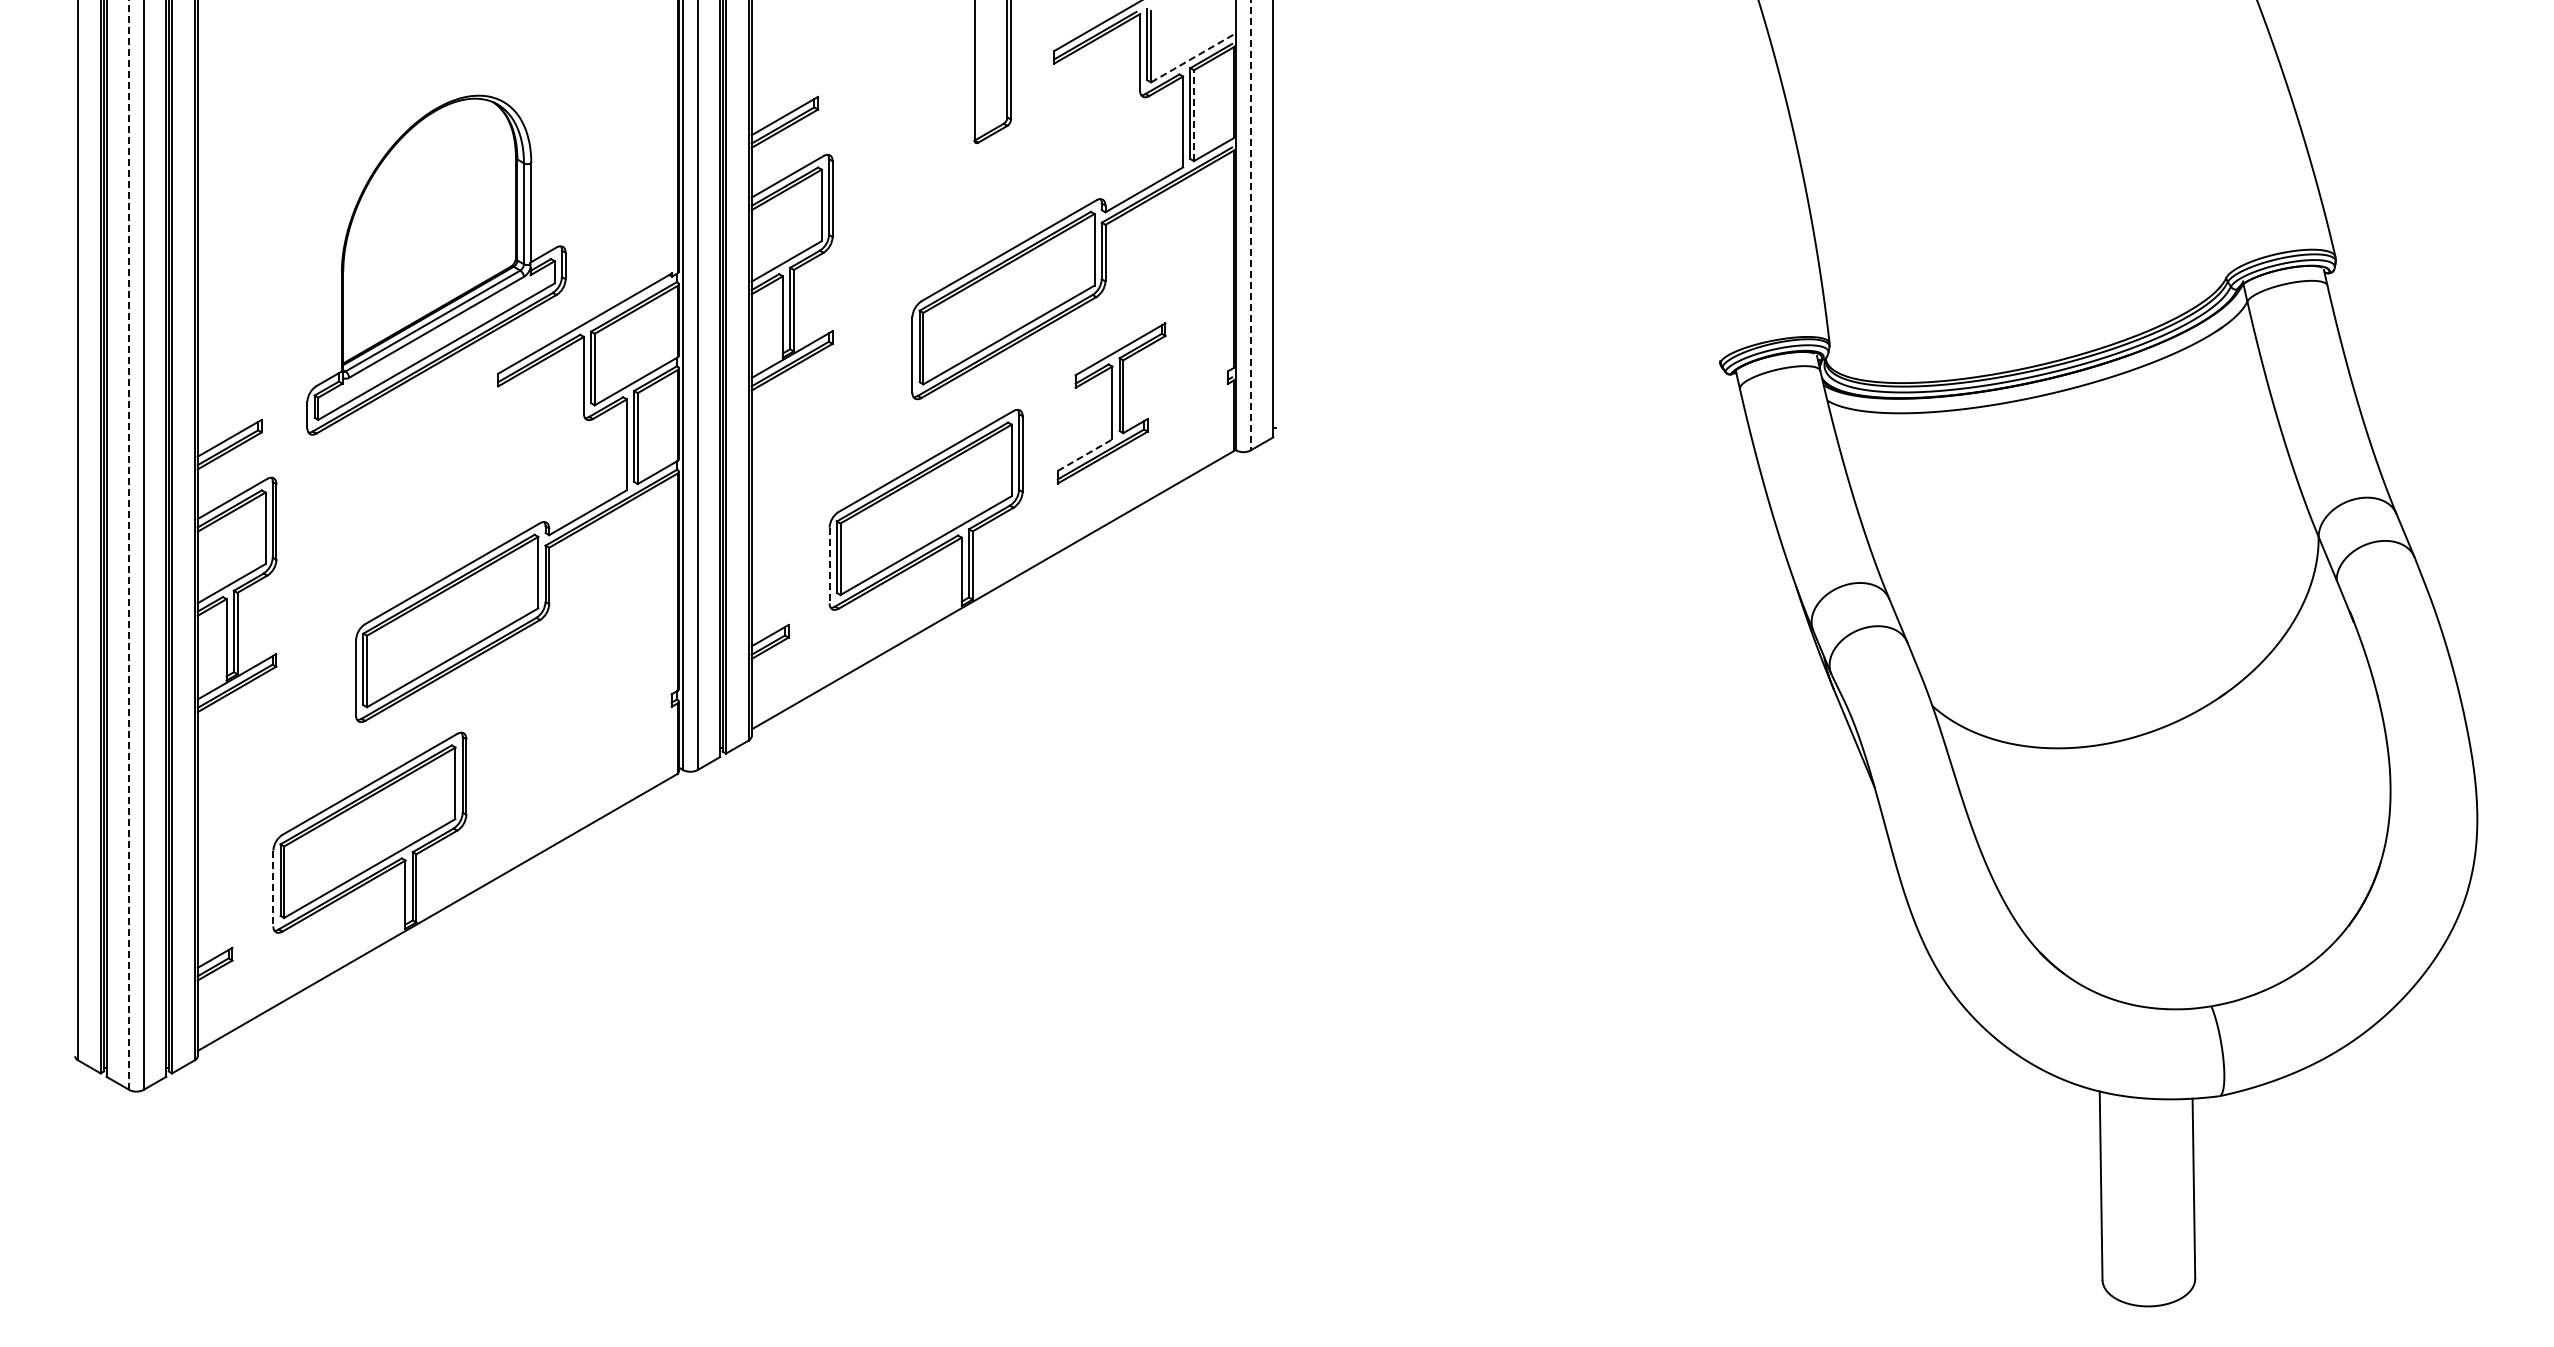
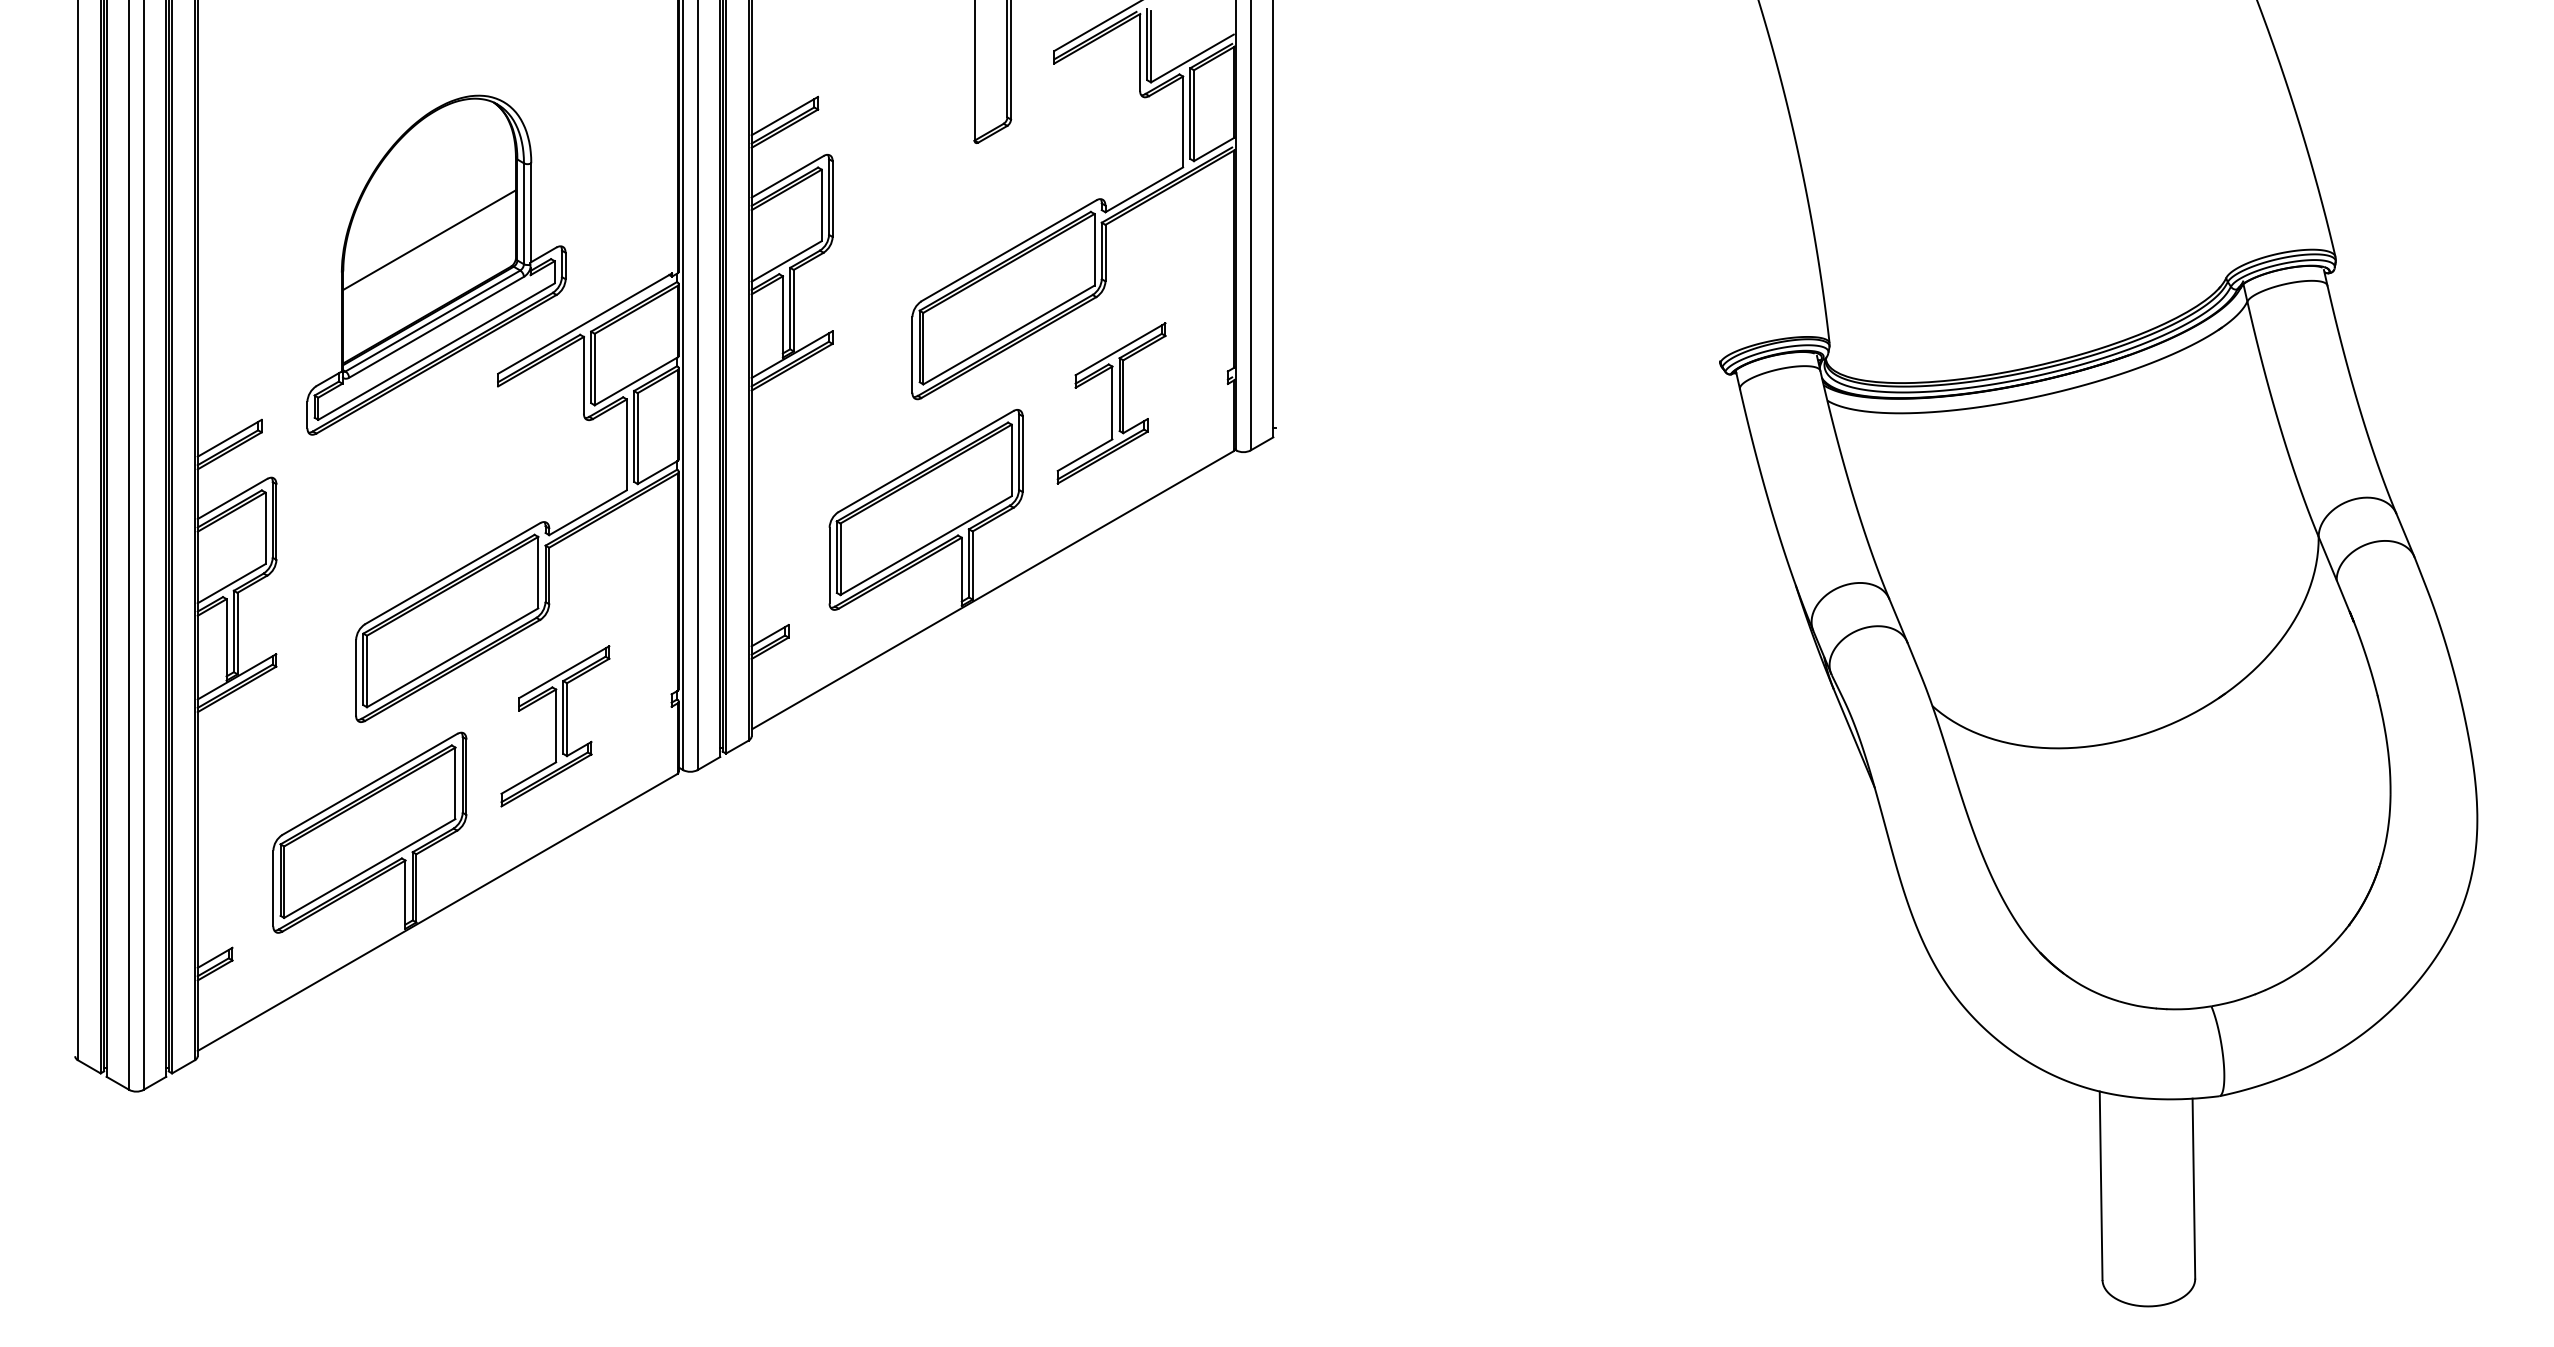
line: dashed -> solid (1192, 58)
line: dashed -> solid (1194, 115)
line: dashed -> solid (1250, 225)
line: none -> present (429, 239)
line: dashed -> solid (1085, 455)
line: dashed -> solid (129, 545)
line: dashed -> solid (829, 565)
part: none -> present (555, 726)
line: dashed -> solid (273, 888)
